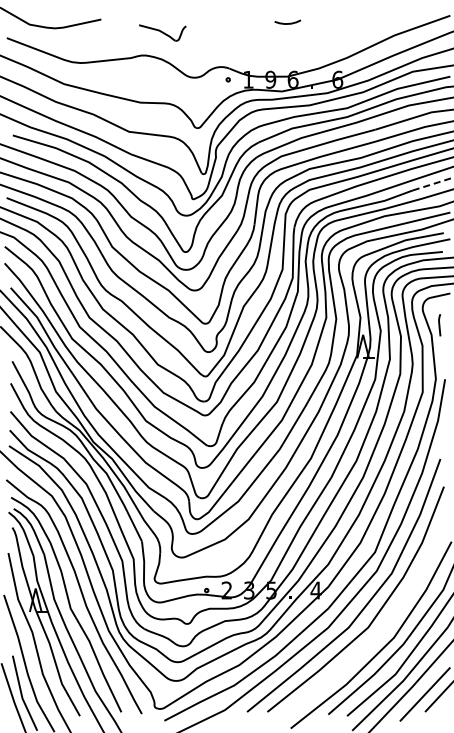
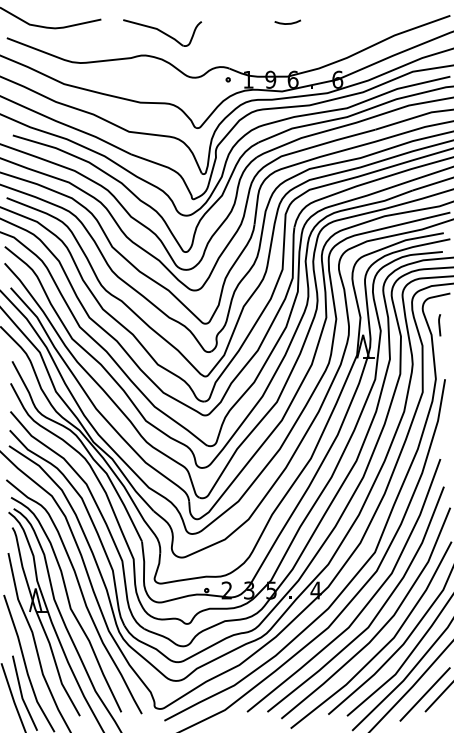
part size: 48x18 px -> 80x28 px (162, 32)
line: dashed -> solid (433, 183)
curve: none -> present (380, 628)
